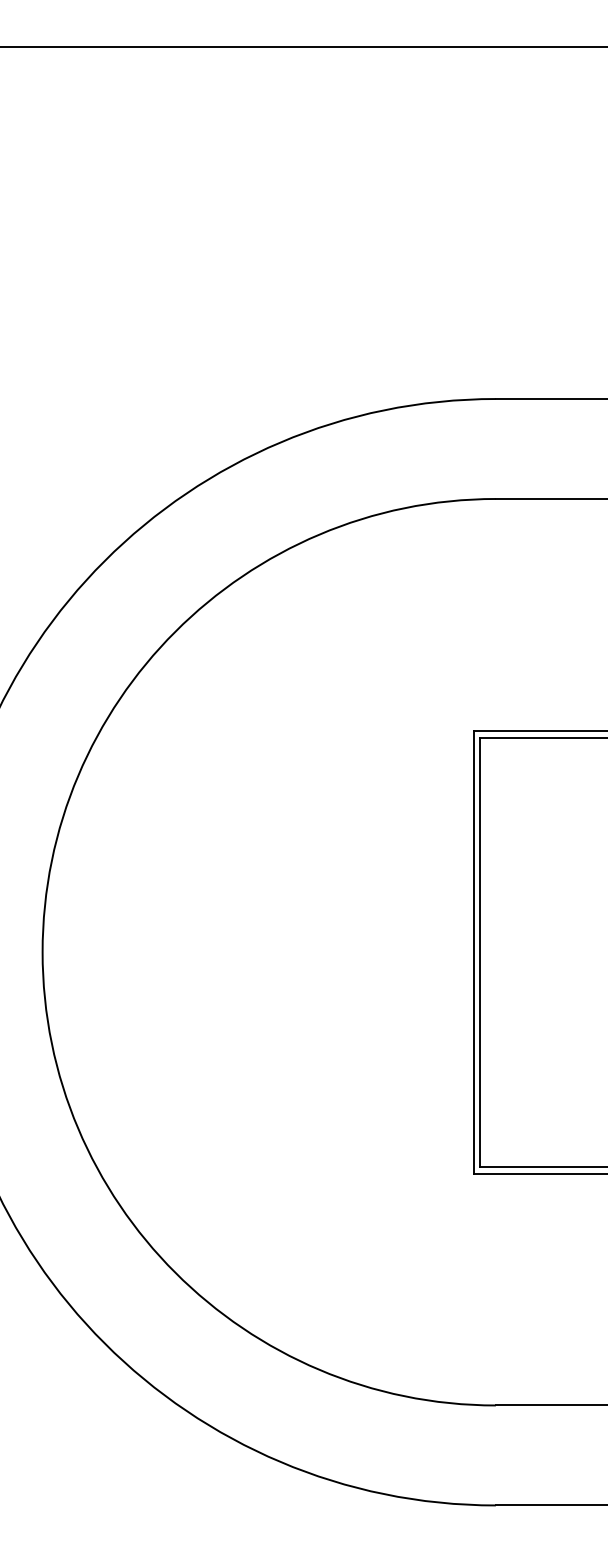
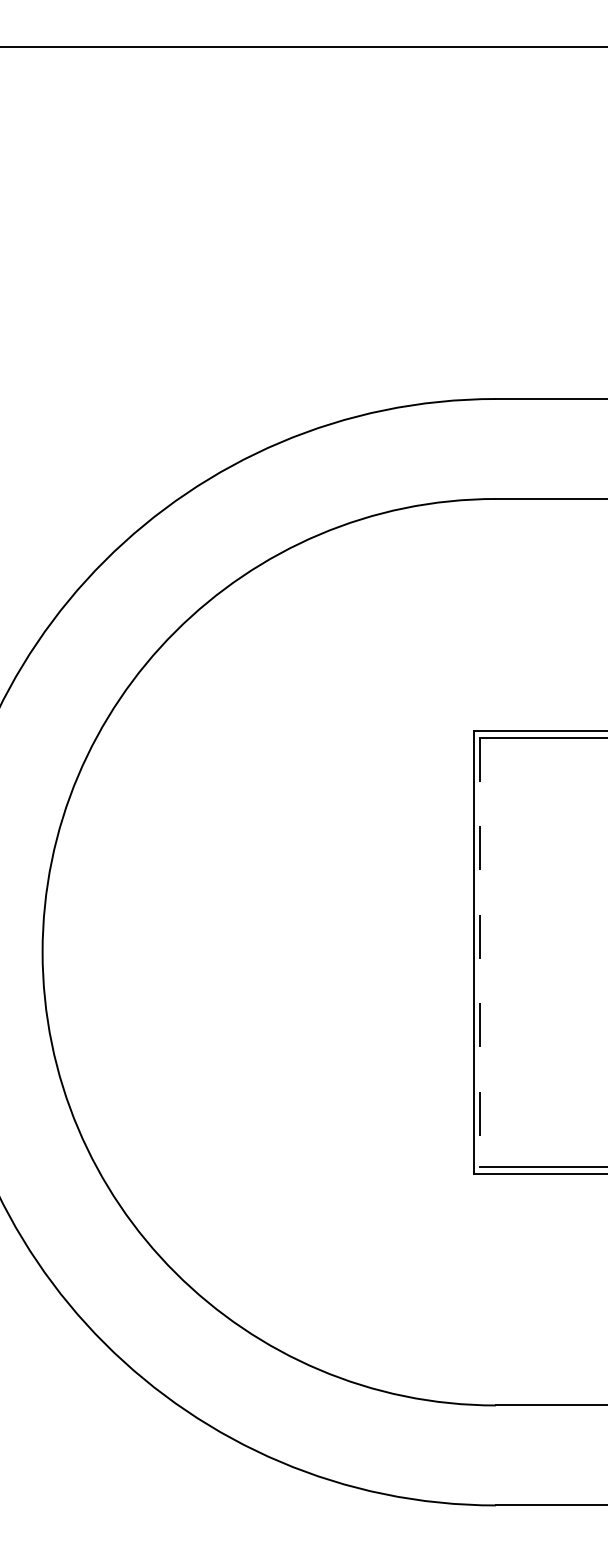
line: solid -> dashed (480, 952)
